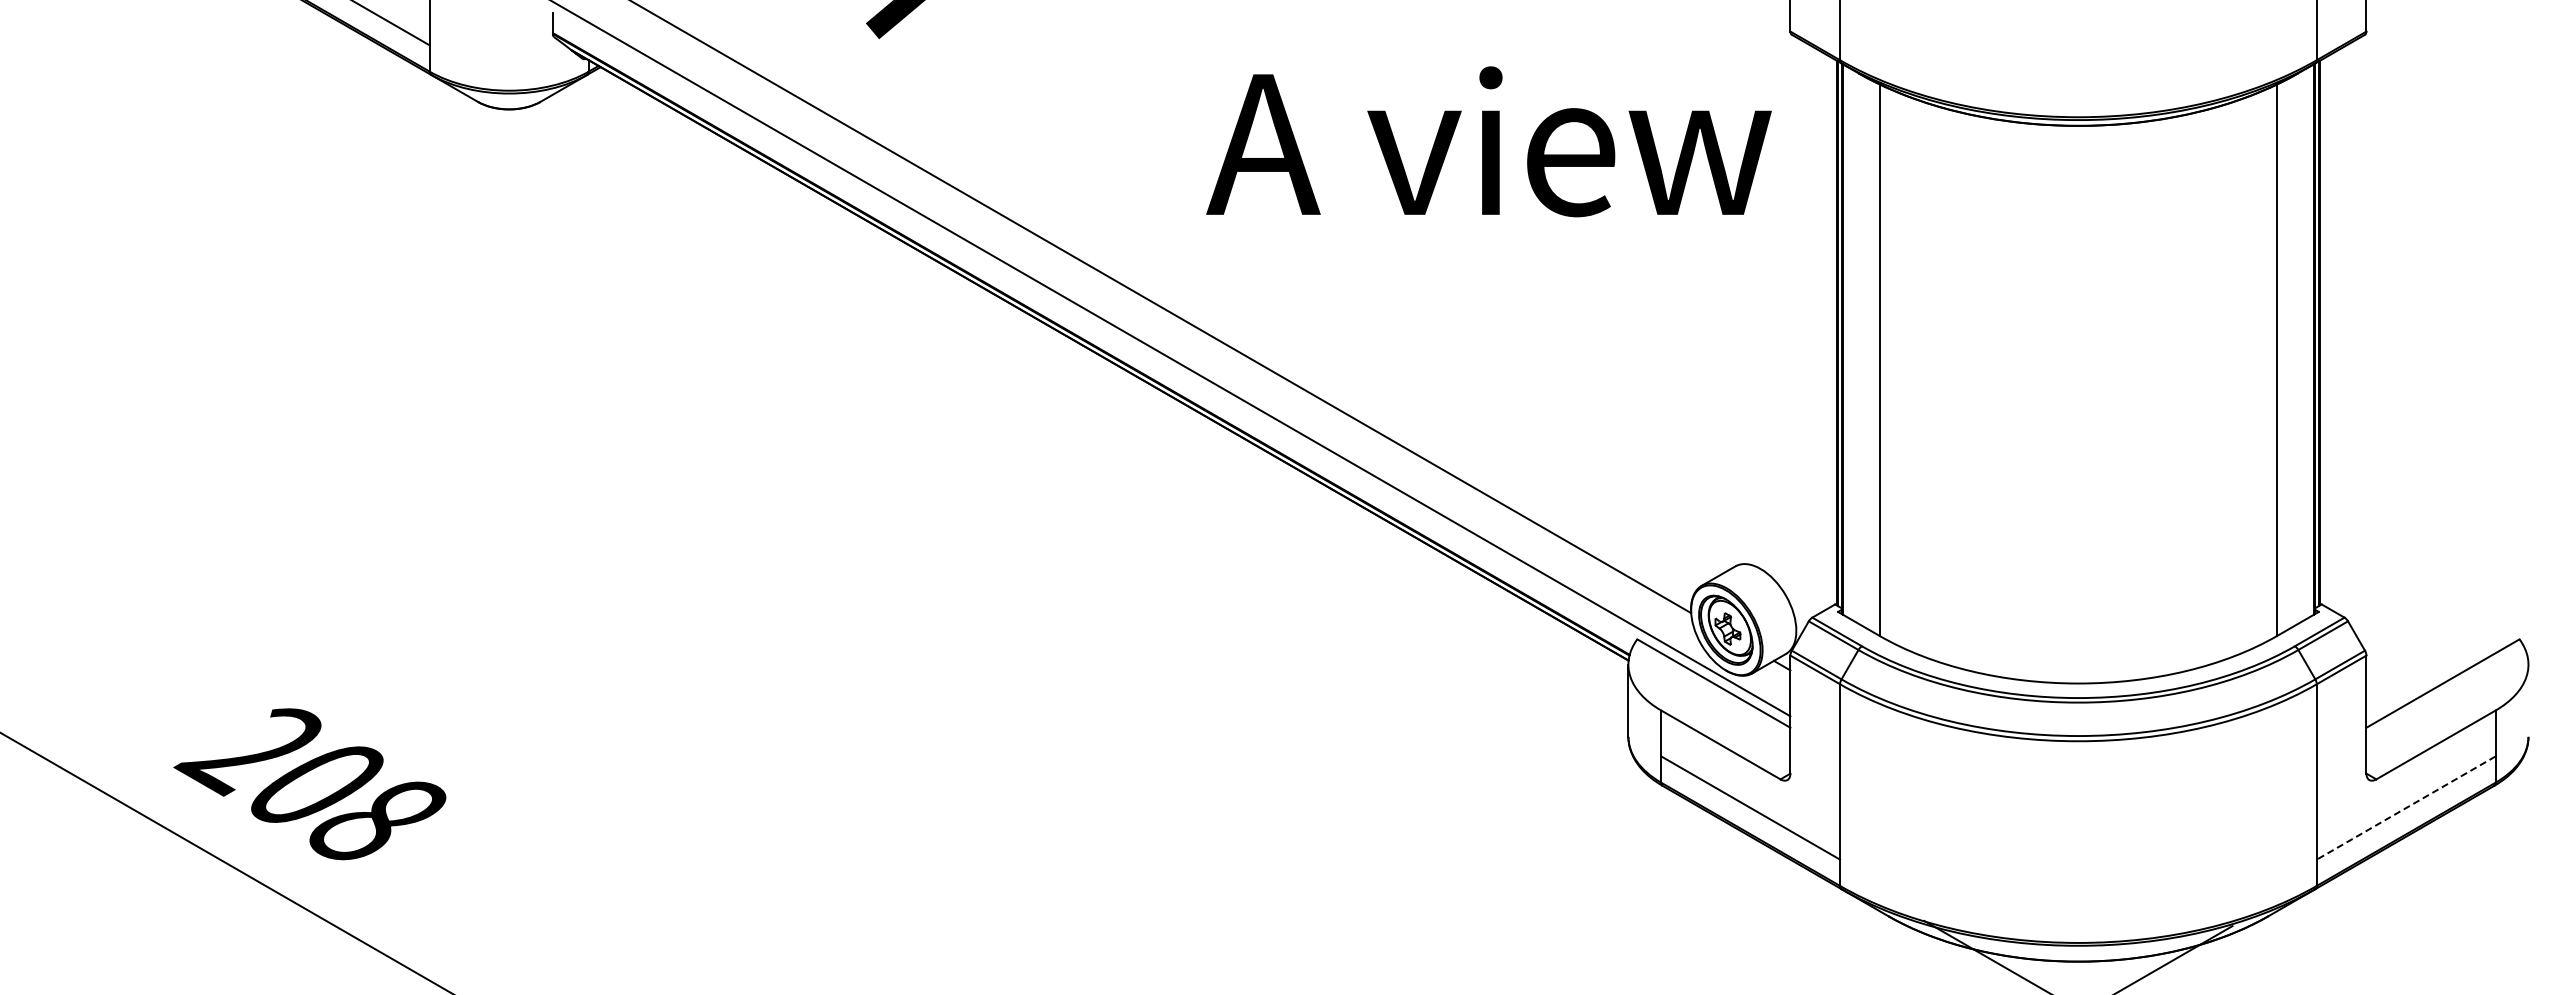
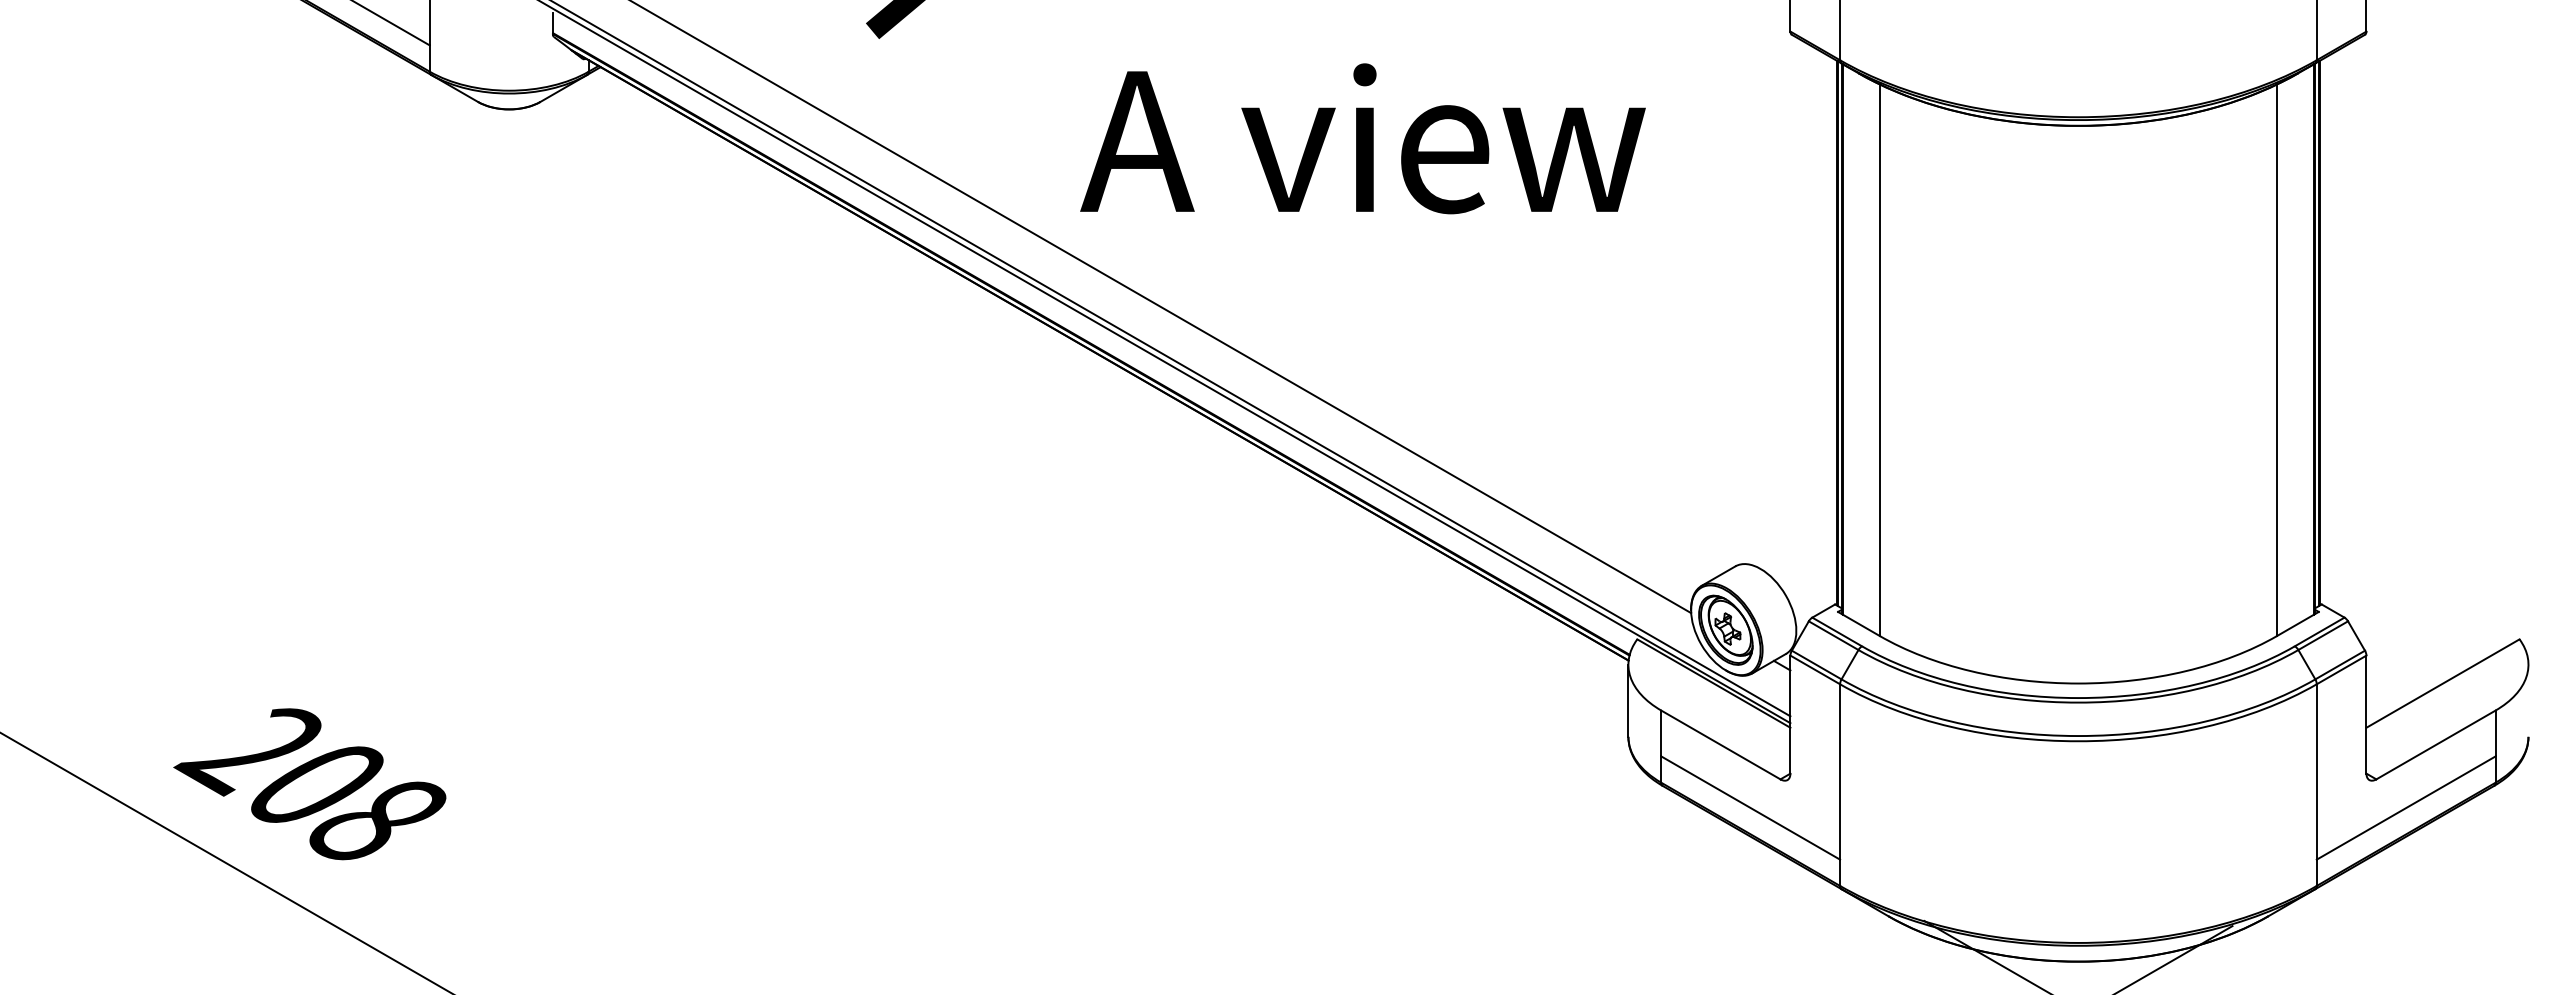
text position: (1488, 141) -> (1362, 138) (1362, 138)
line: none -> present (1165, 362)
line: dashed -> solid (2405, 808)
